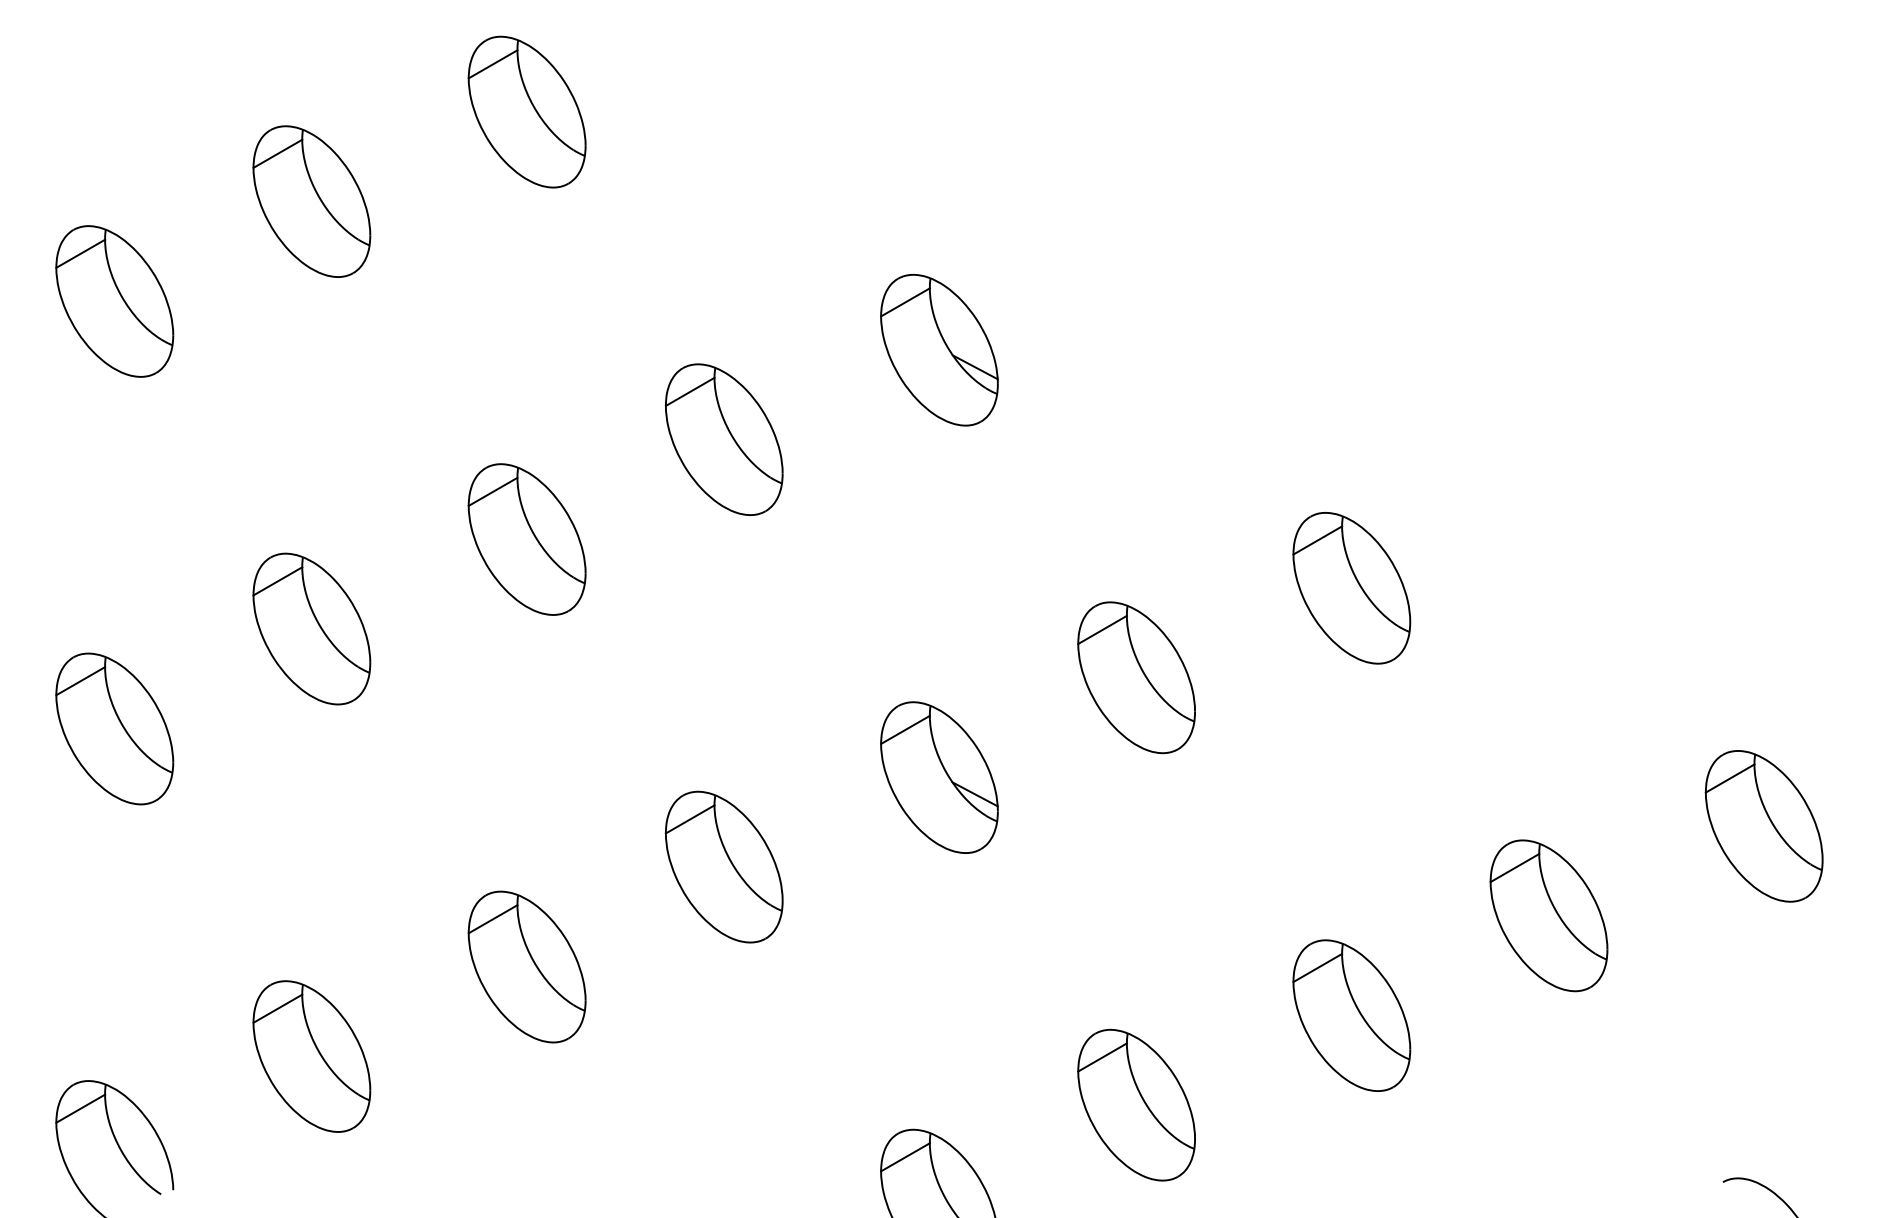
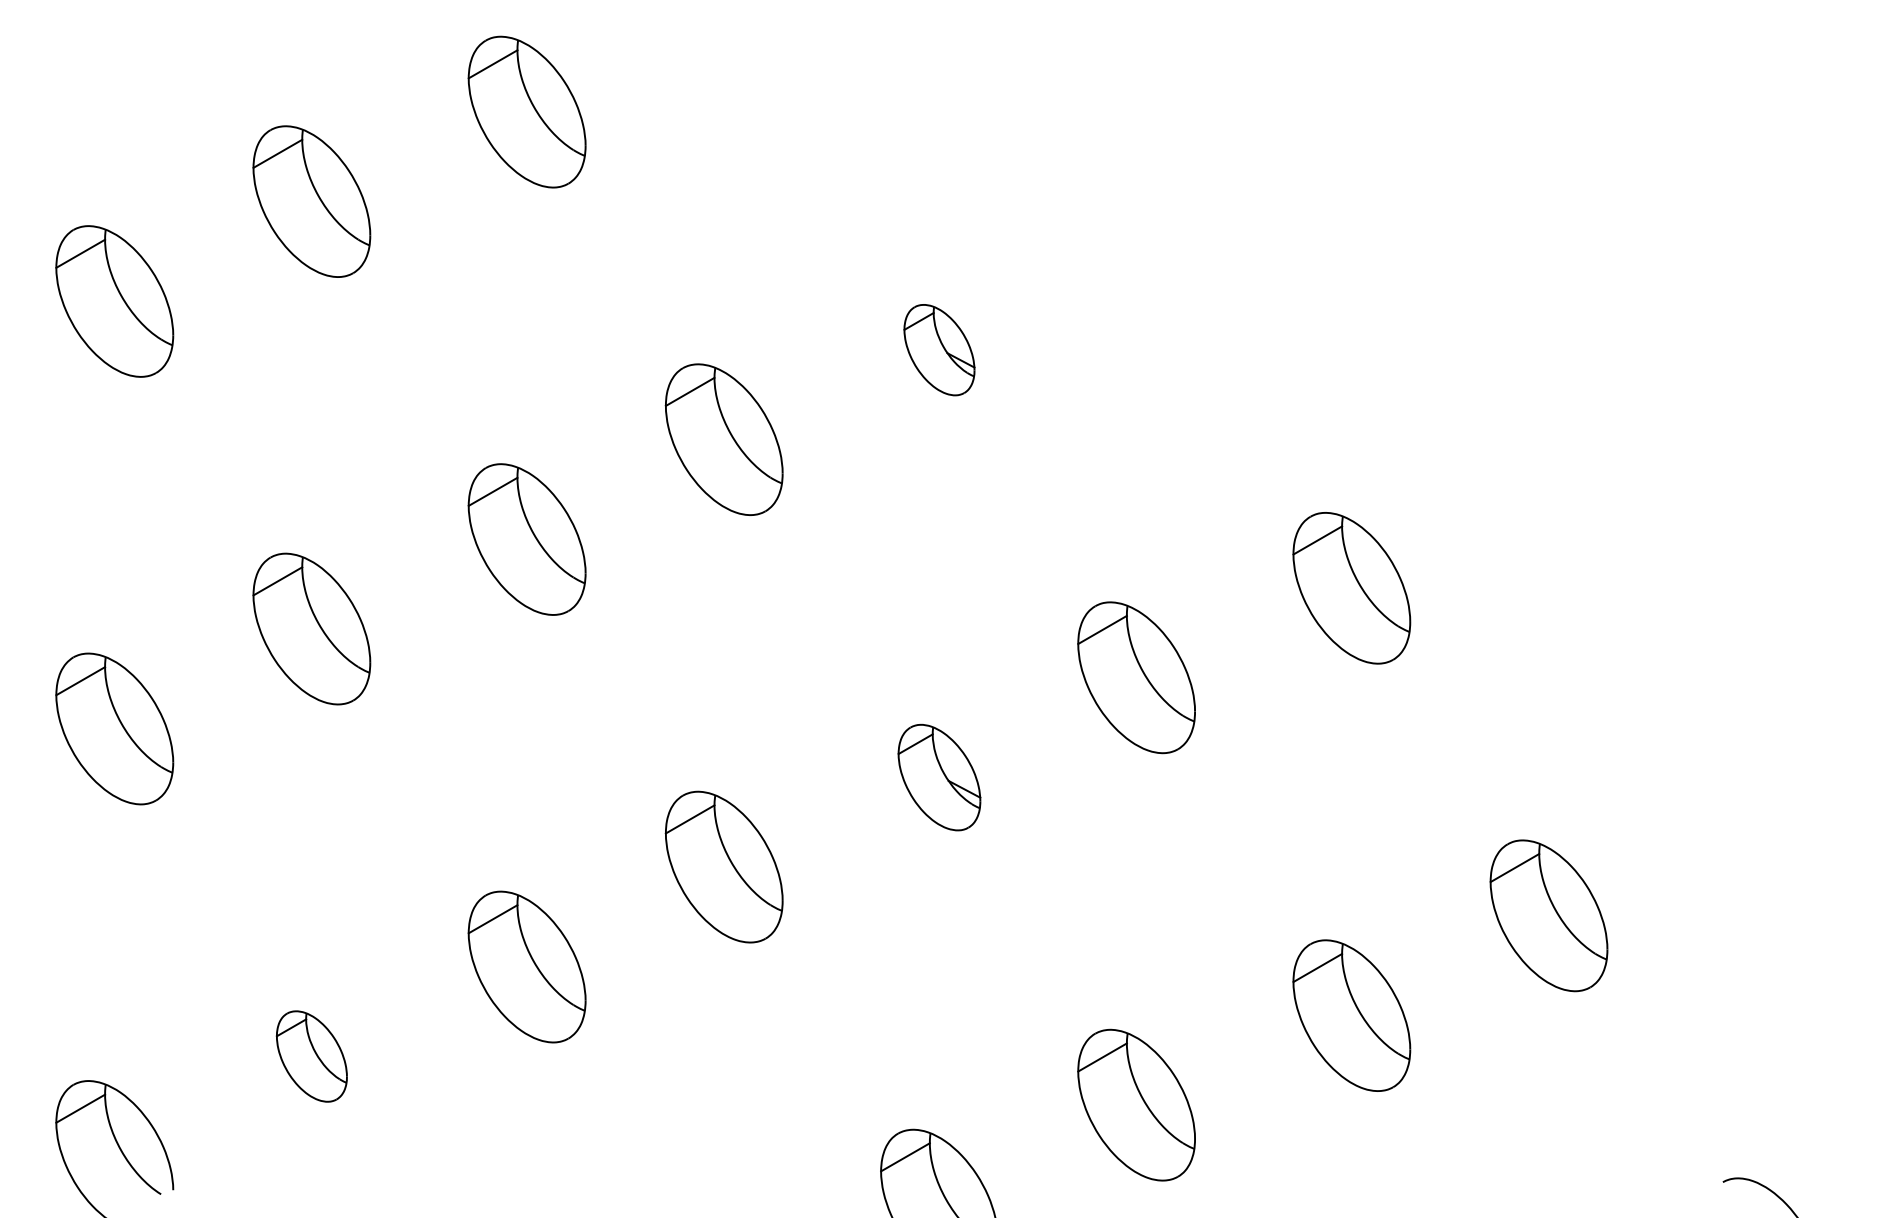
part size: 119x154 px -> 73x93 px (939, 350)
part size: 119x153 px -> 85x109 px (939, 777)
part: present -> none (1763, 826)
part size: 120x153 px -> 73x93 px (311, 1056)
